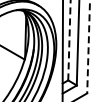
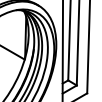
line: dashed -> solid (69, 40)
line: dashed -> solid (88, 47)
